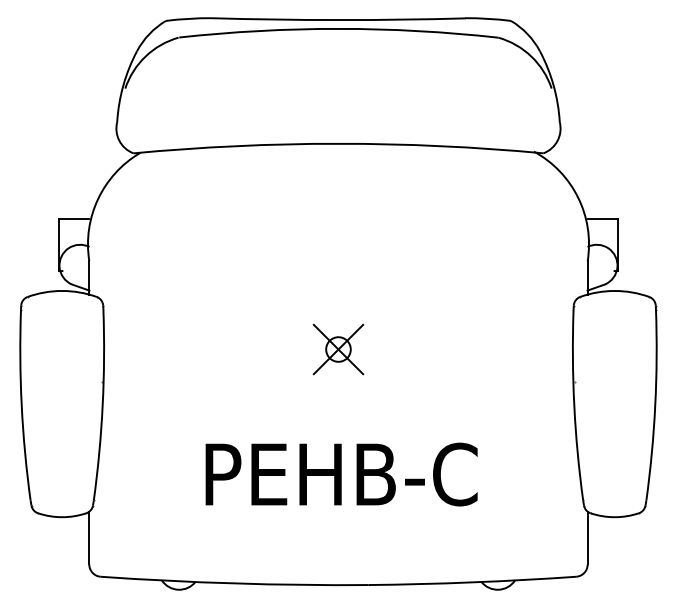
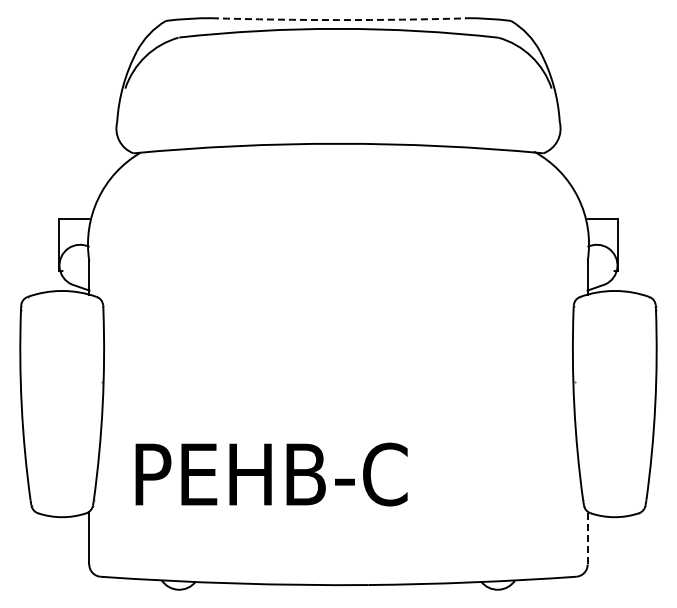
arc: solid -> dashed (338, 20)
part: present -> none (338, 349)
text position: (341, 474) -> (271, 474) (271, 474)
line: solid -> dashed (587, 537)
